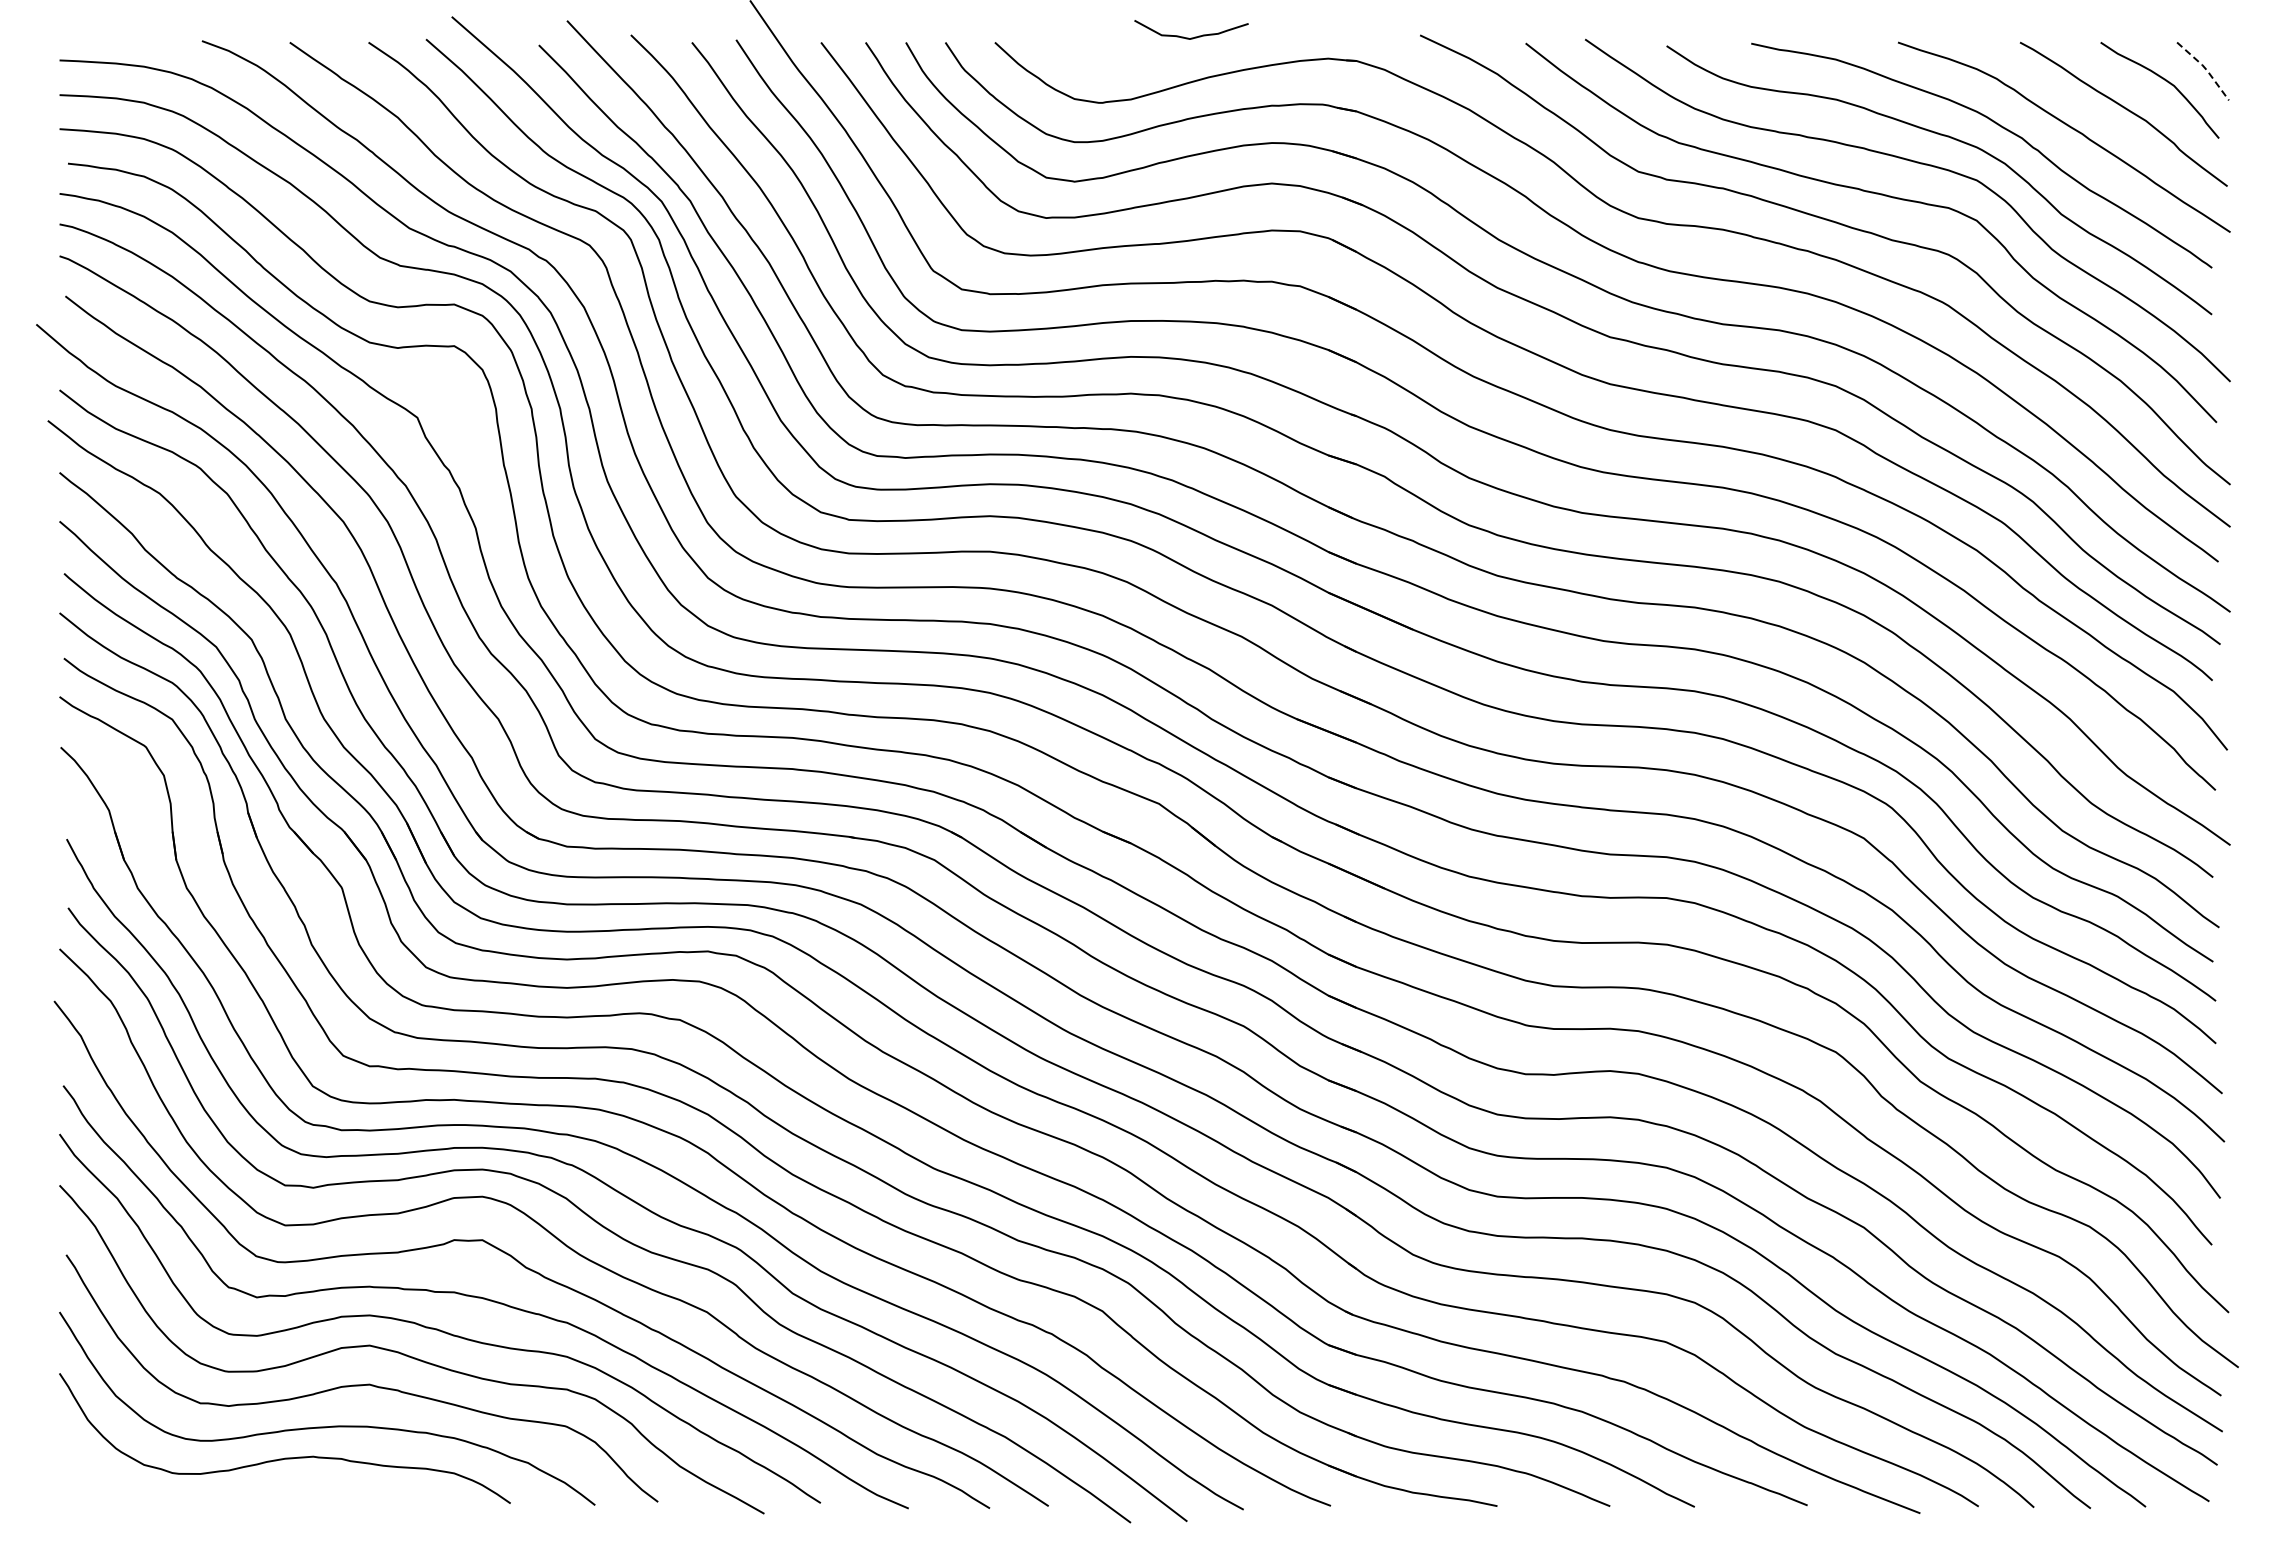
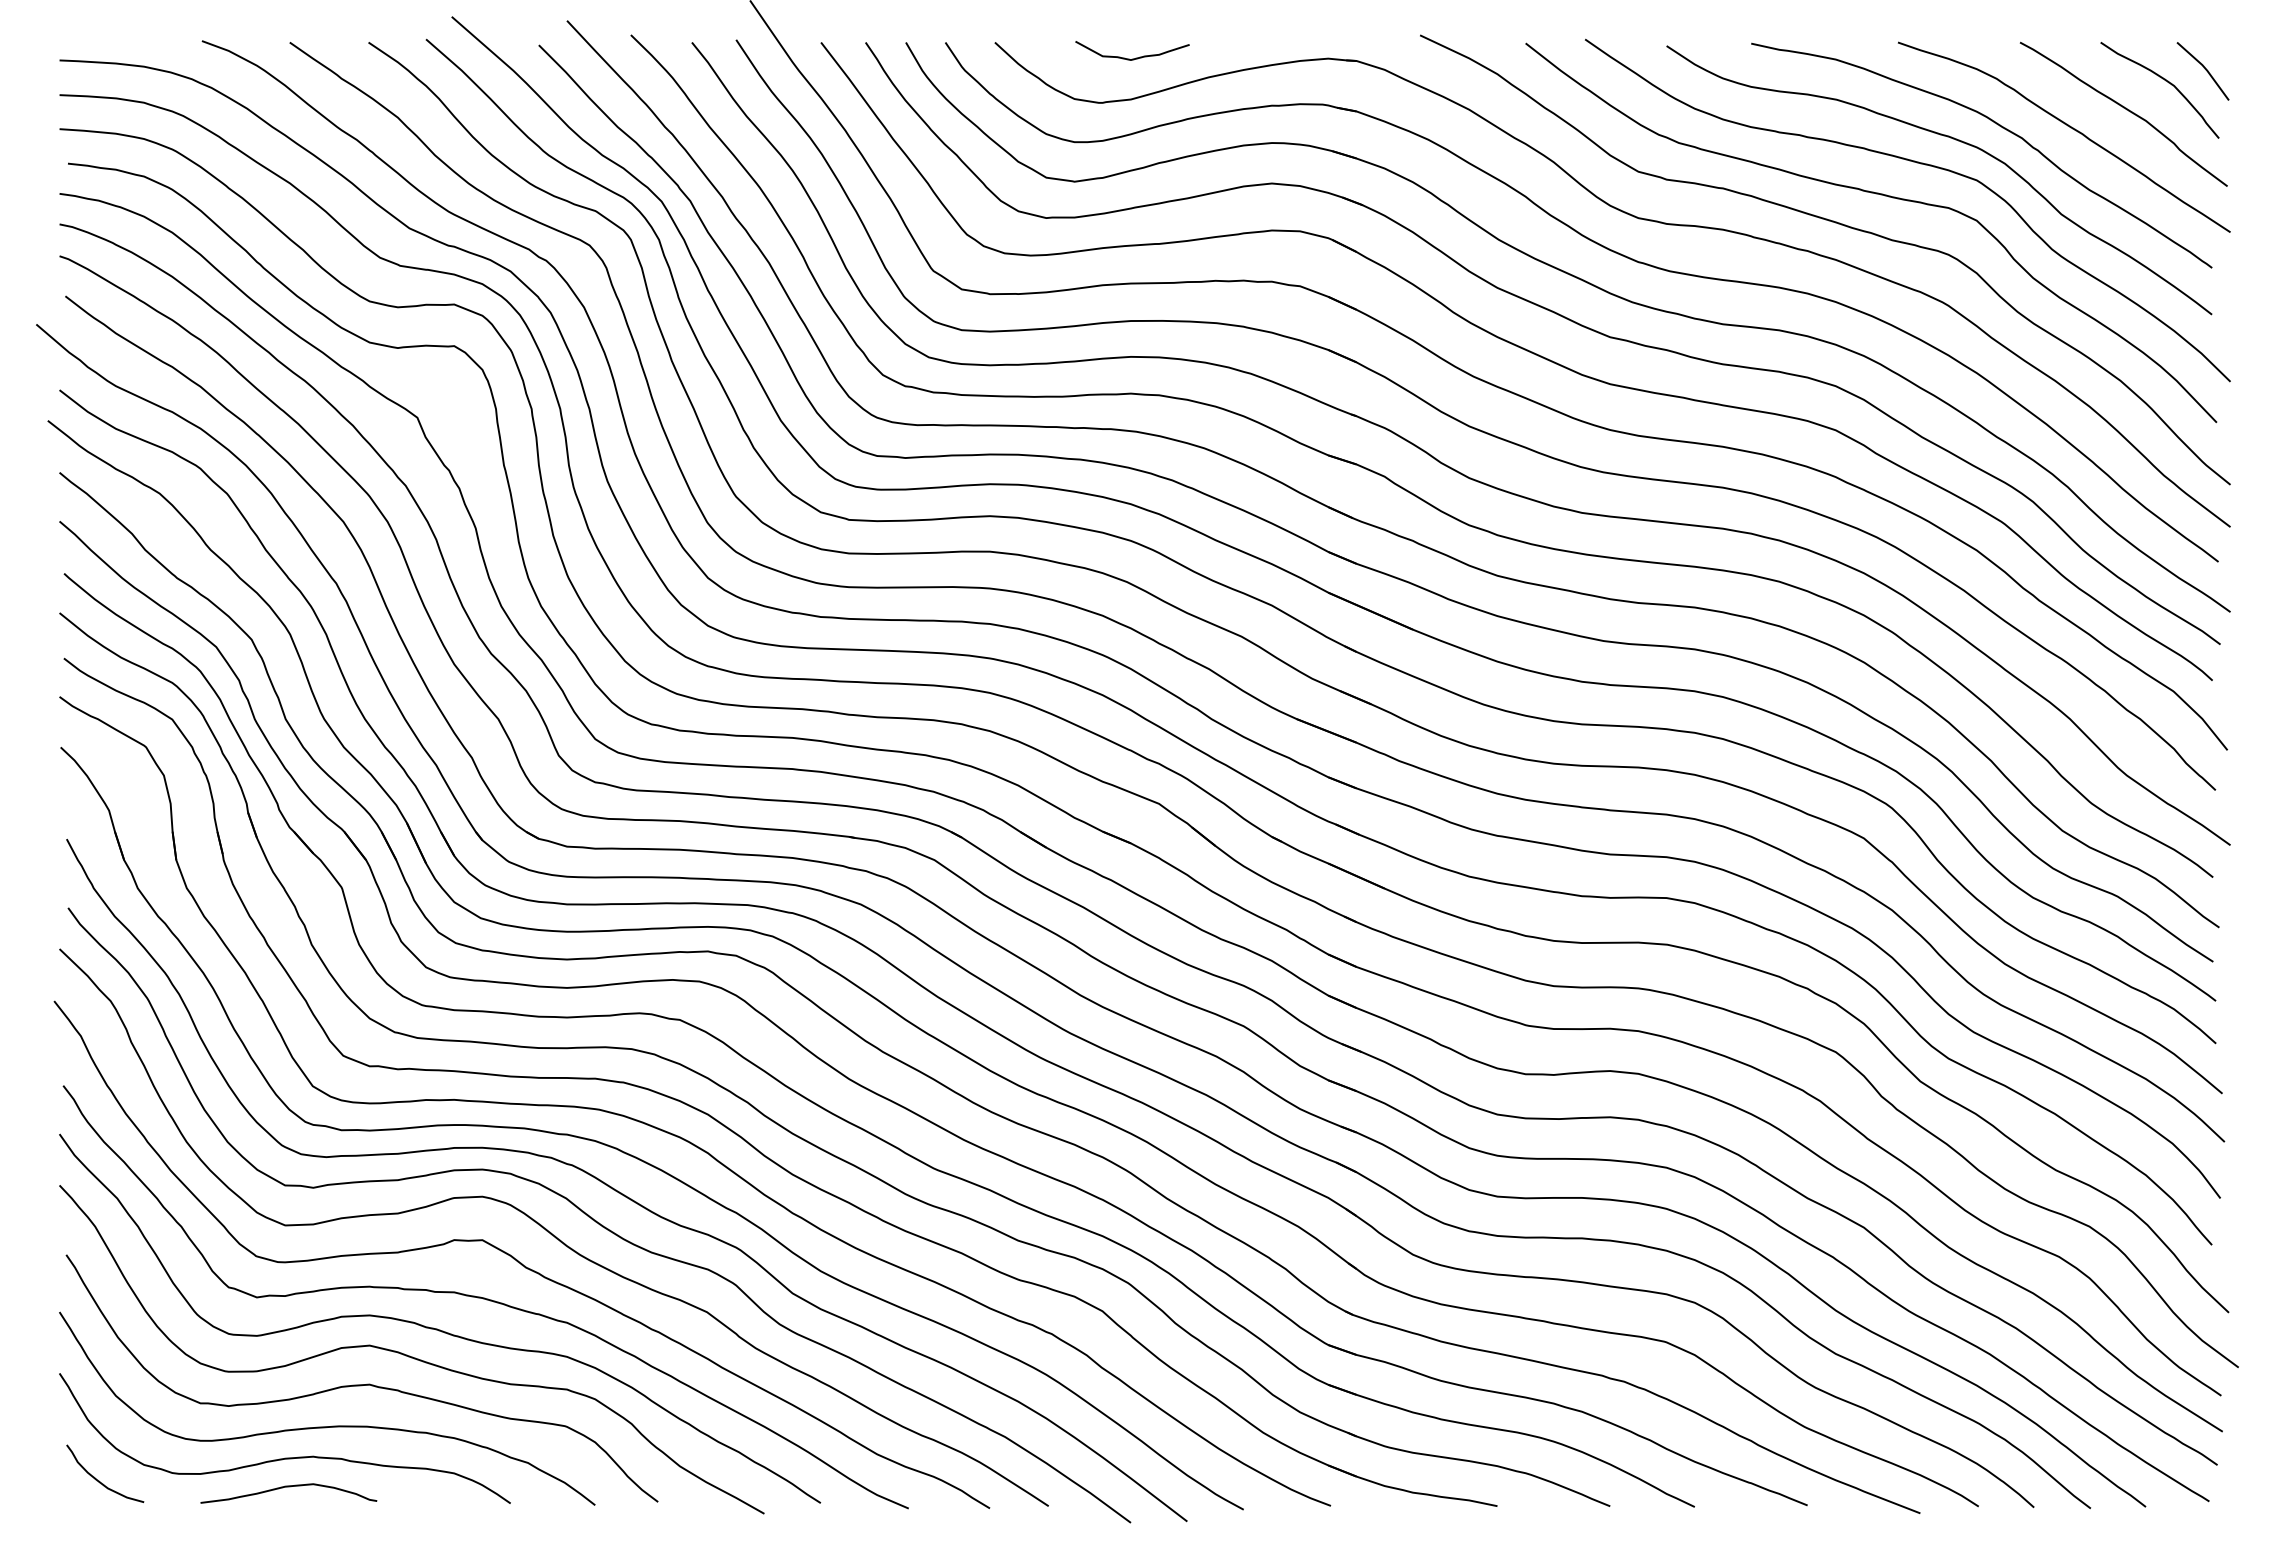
curve position: (1191, 37) -> (1132, 58) (1132, 58)
line: dashed -> solid (2206, 69)
curve: none -> present (99, 1480)
curve: none -> present (288, 1487)
